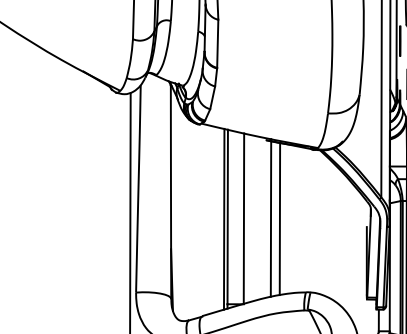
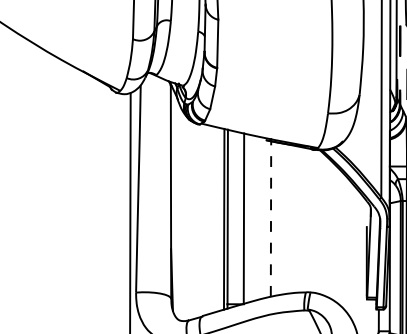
line: present -> none (279, 218)
line: solid -> dashed (271, 219)
